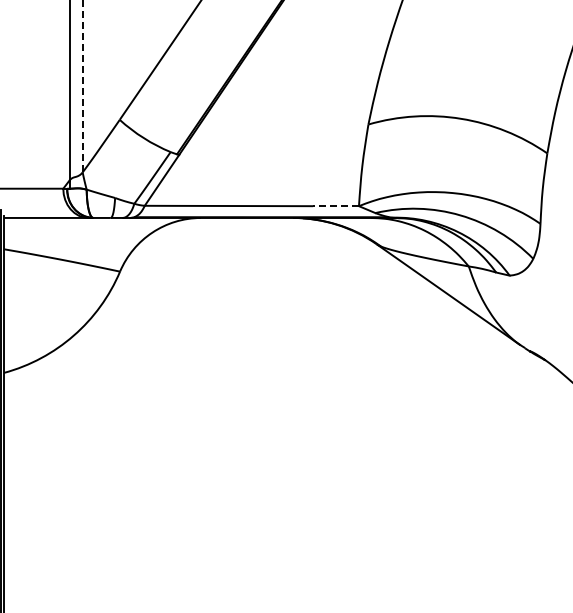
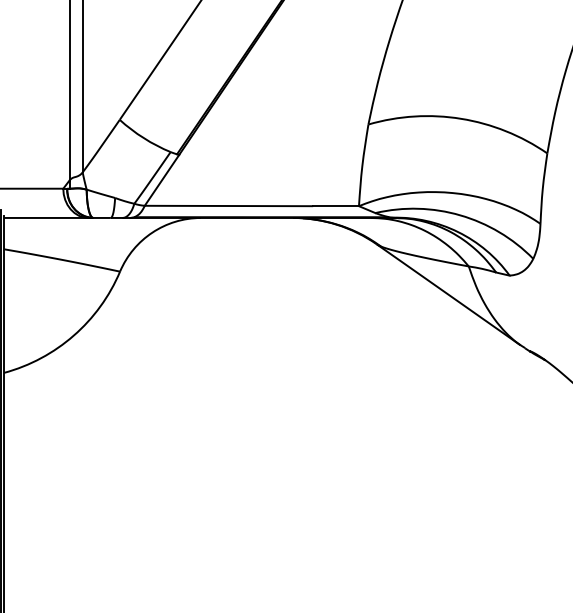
line: dashed -> solid (82, 86)
line: dashed -> solid (336, 206)
